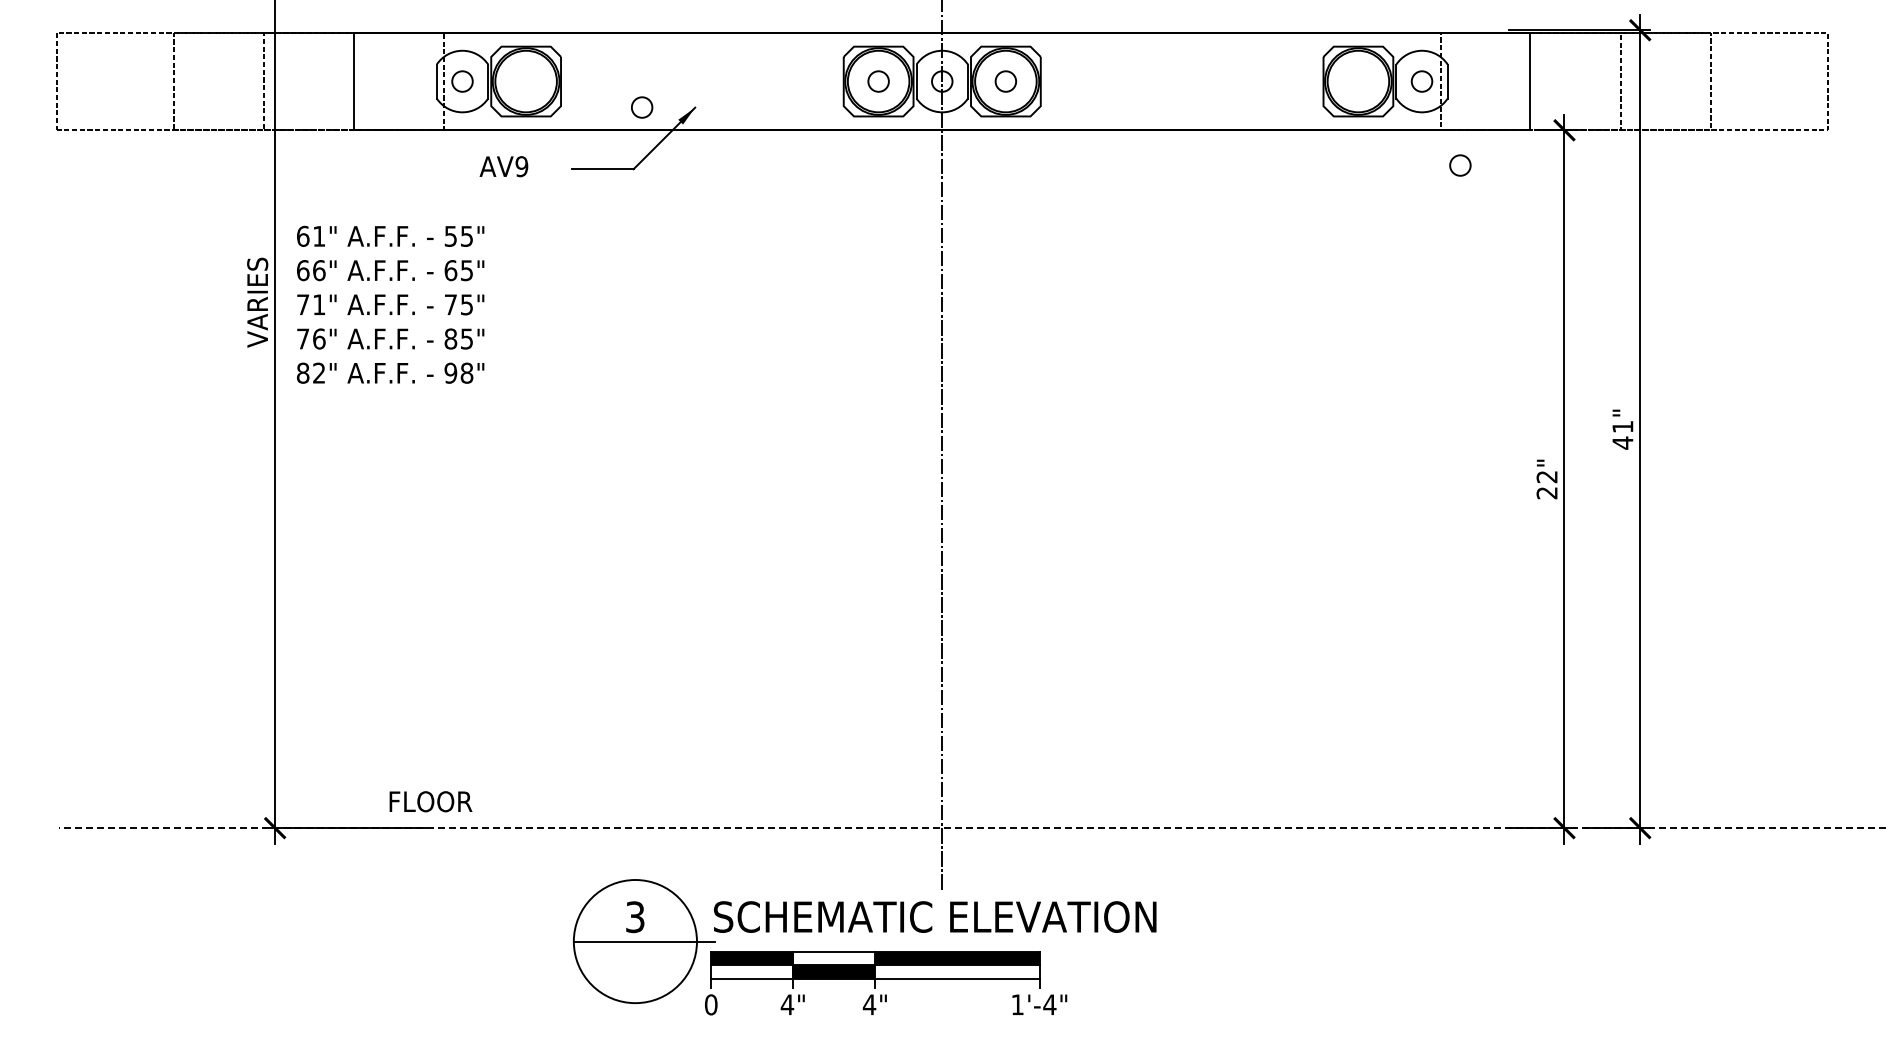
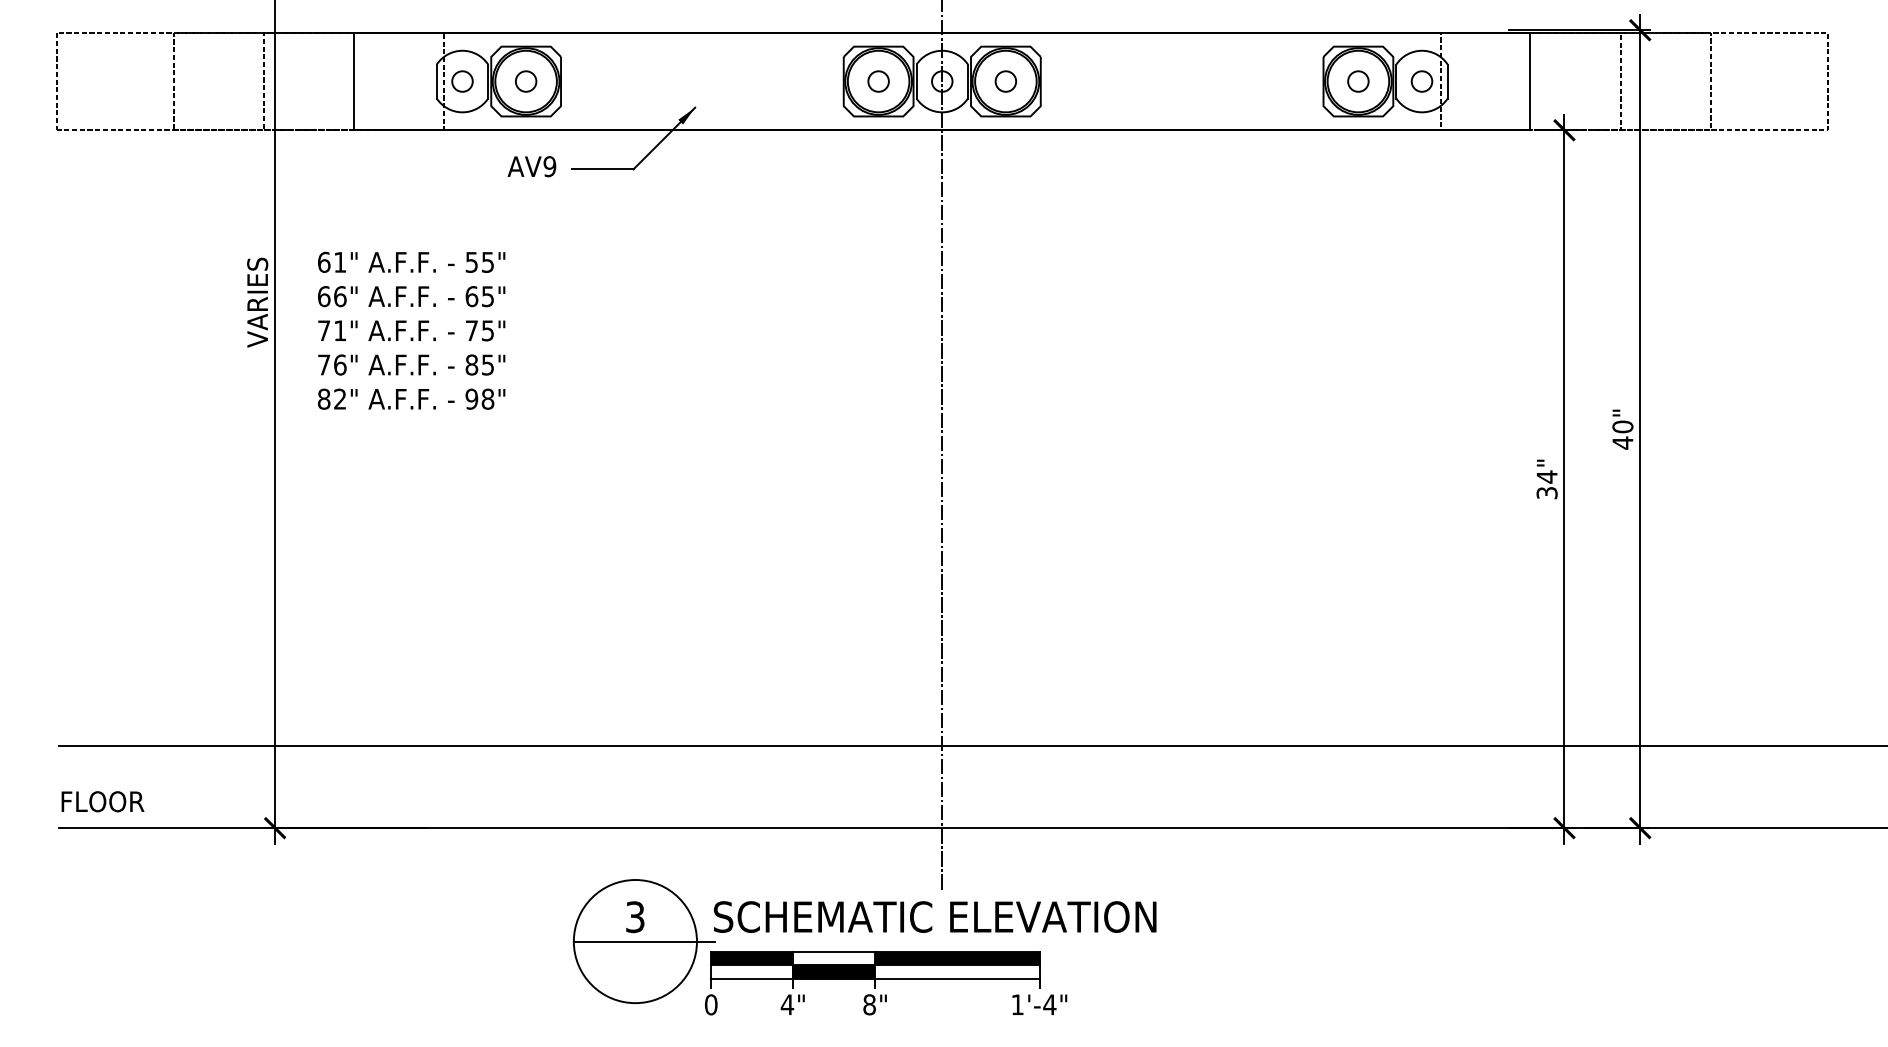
circle position: (642, 107) -> (526, 81) (526, 81)
circle position: (1460, 165) -> (1358, 81) (1358, 81)
text position: (503, 166) -> (531, 166) (531, 166)
text position: (390, 304) -> (411, 330) (411, 330)
text: 41" -> 40" (1622, 426)
text: 22" -> 34" (1546, 484)
line: none -> present (971, 746)
text position: (430, 801) -> (102, 801) (102, 801)
line: dashed -> solid (972, 828)
text: 4" -> 8" (869, 1004)
